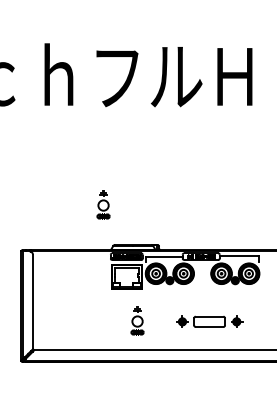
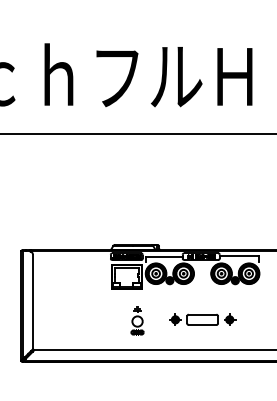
line: none -> present (137, 134)
part: present -> none (103, 204)
part position: (209, 321) -> (202, 319) (202, 319)
